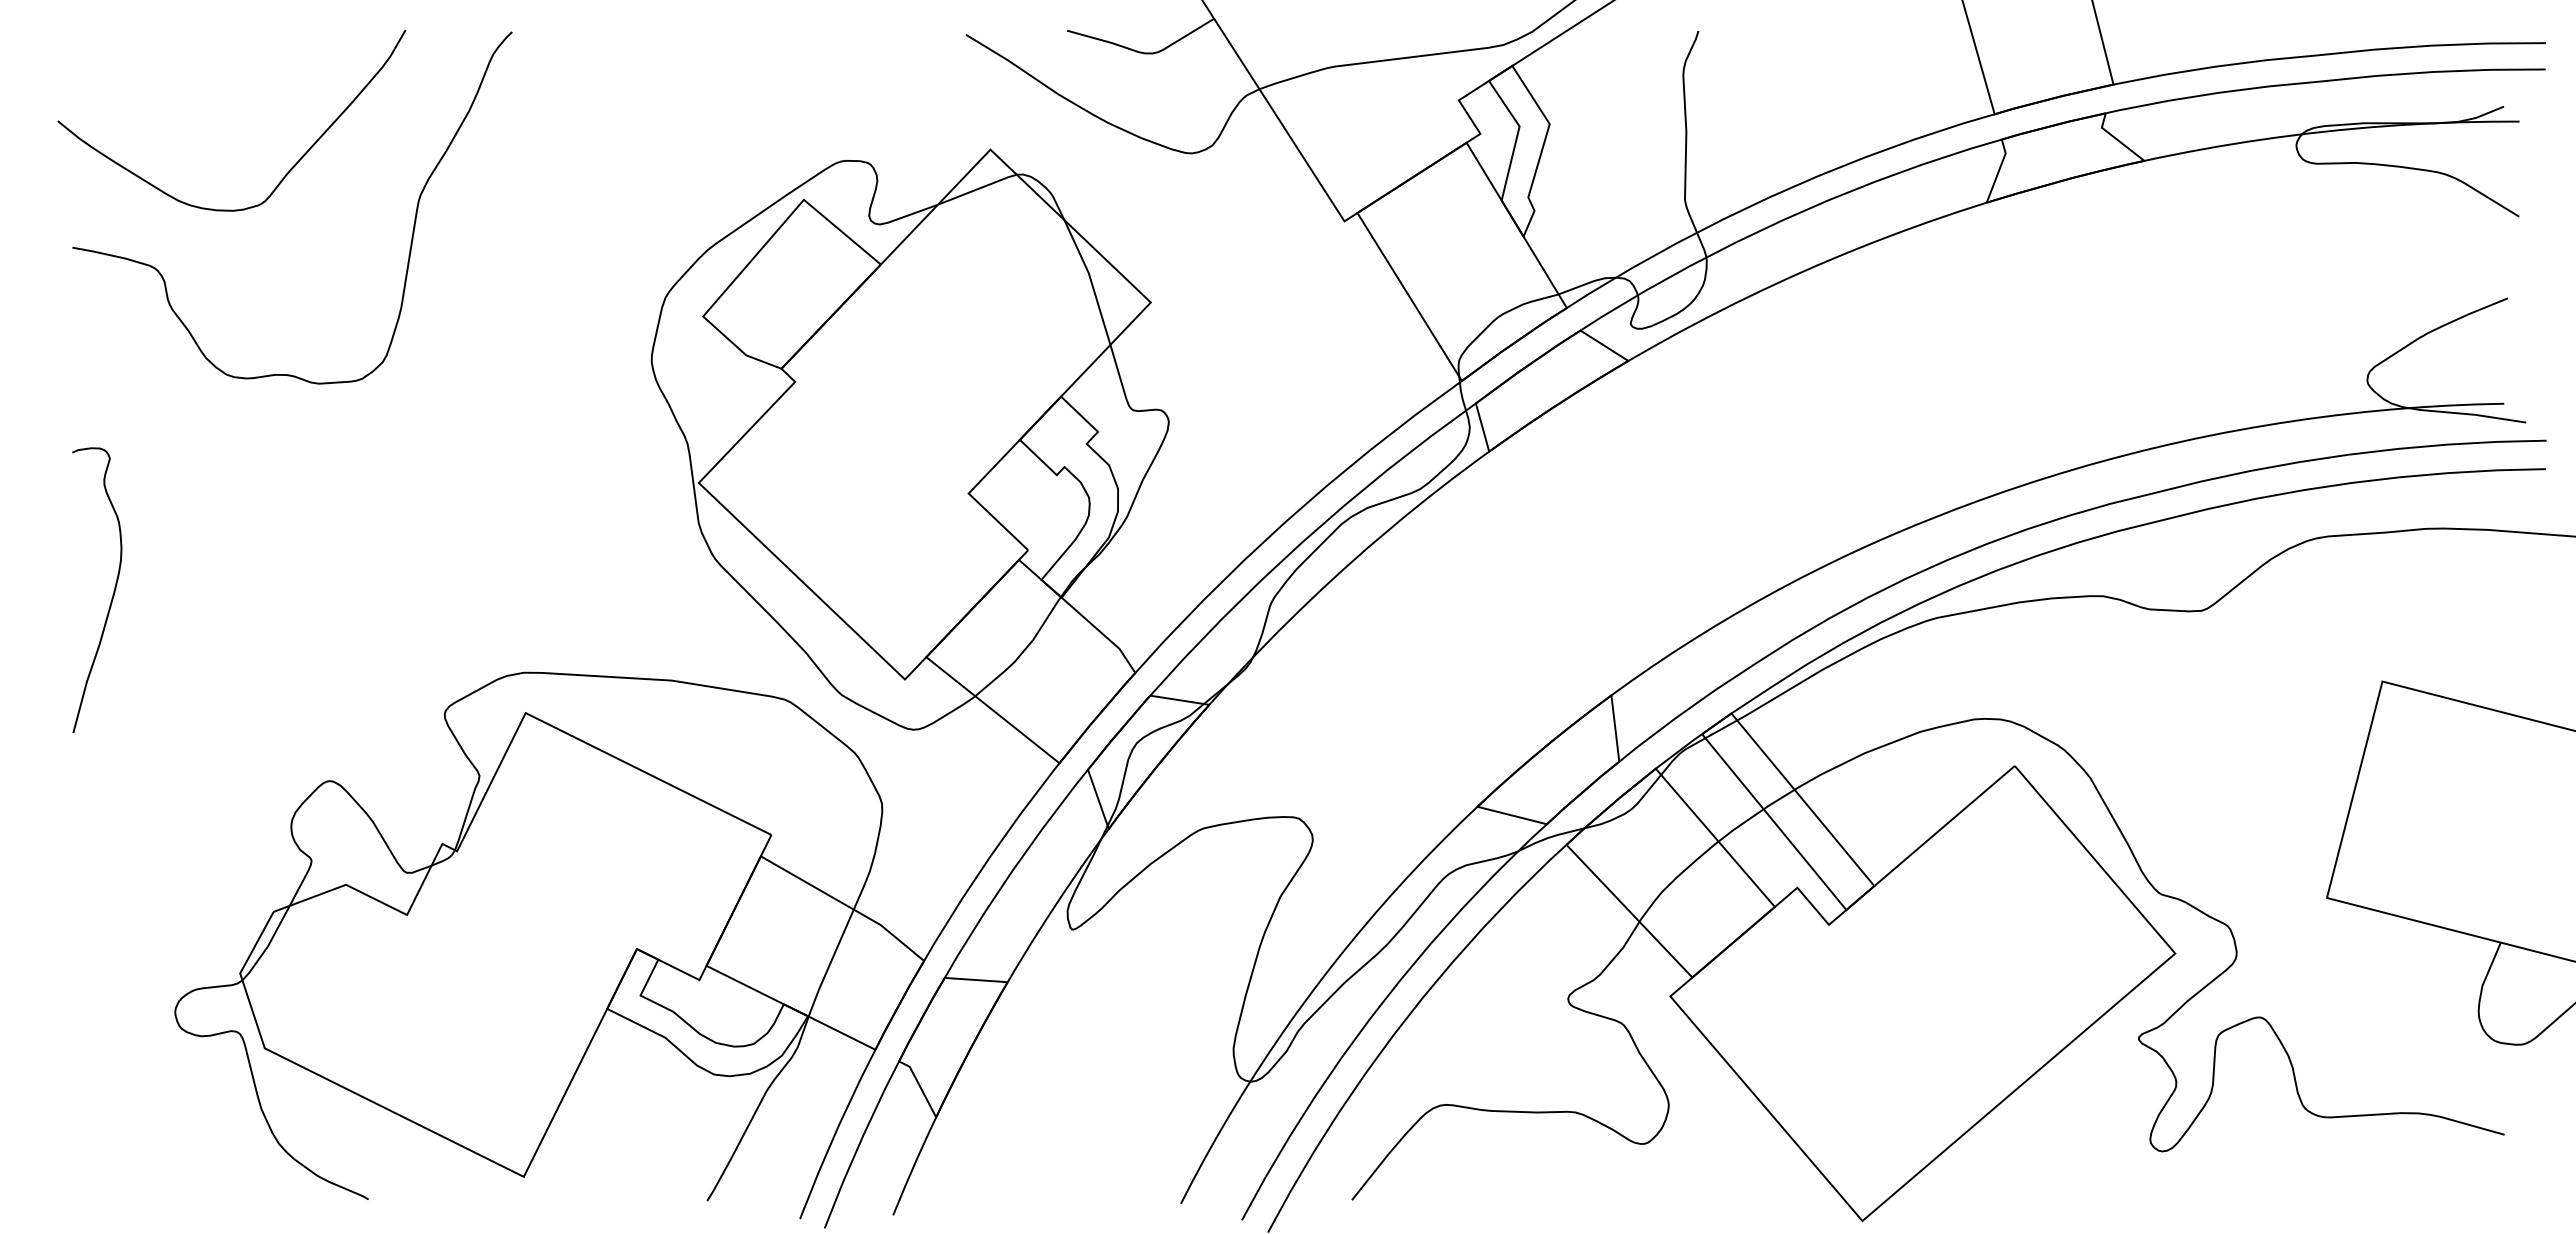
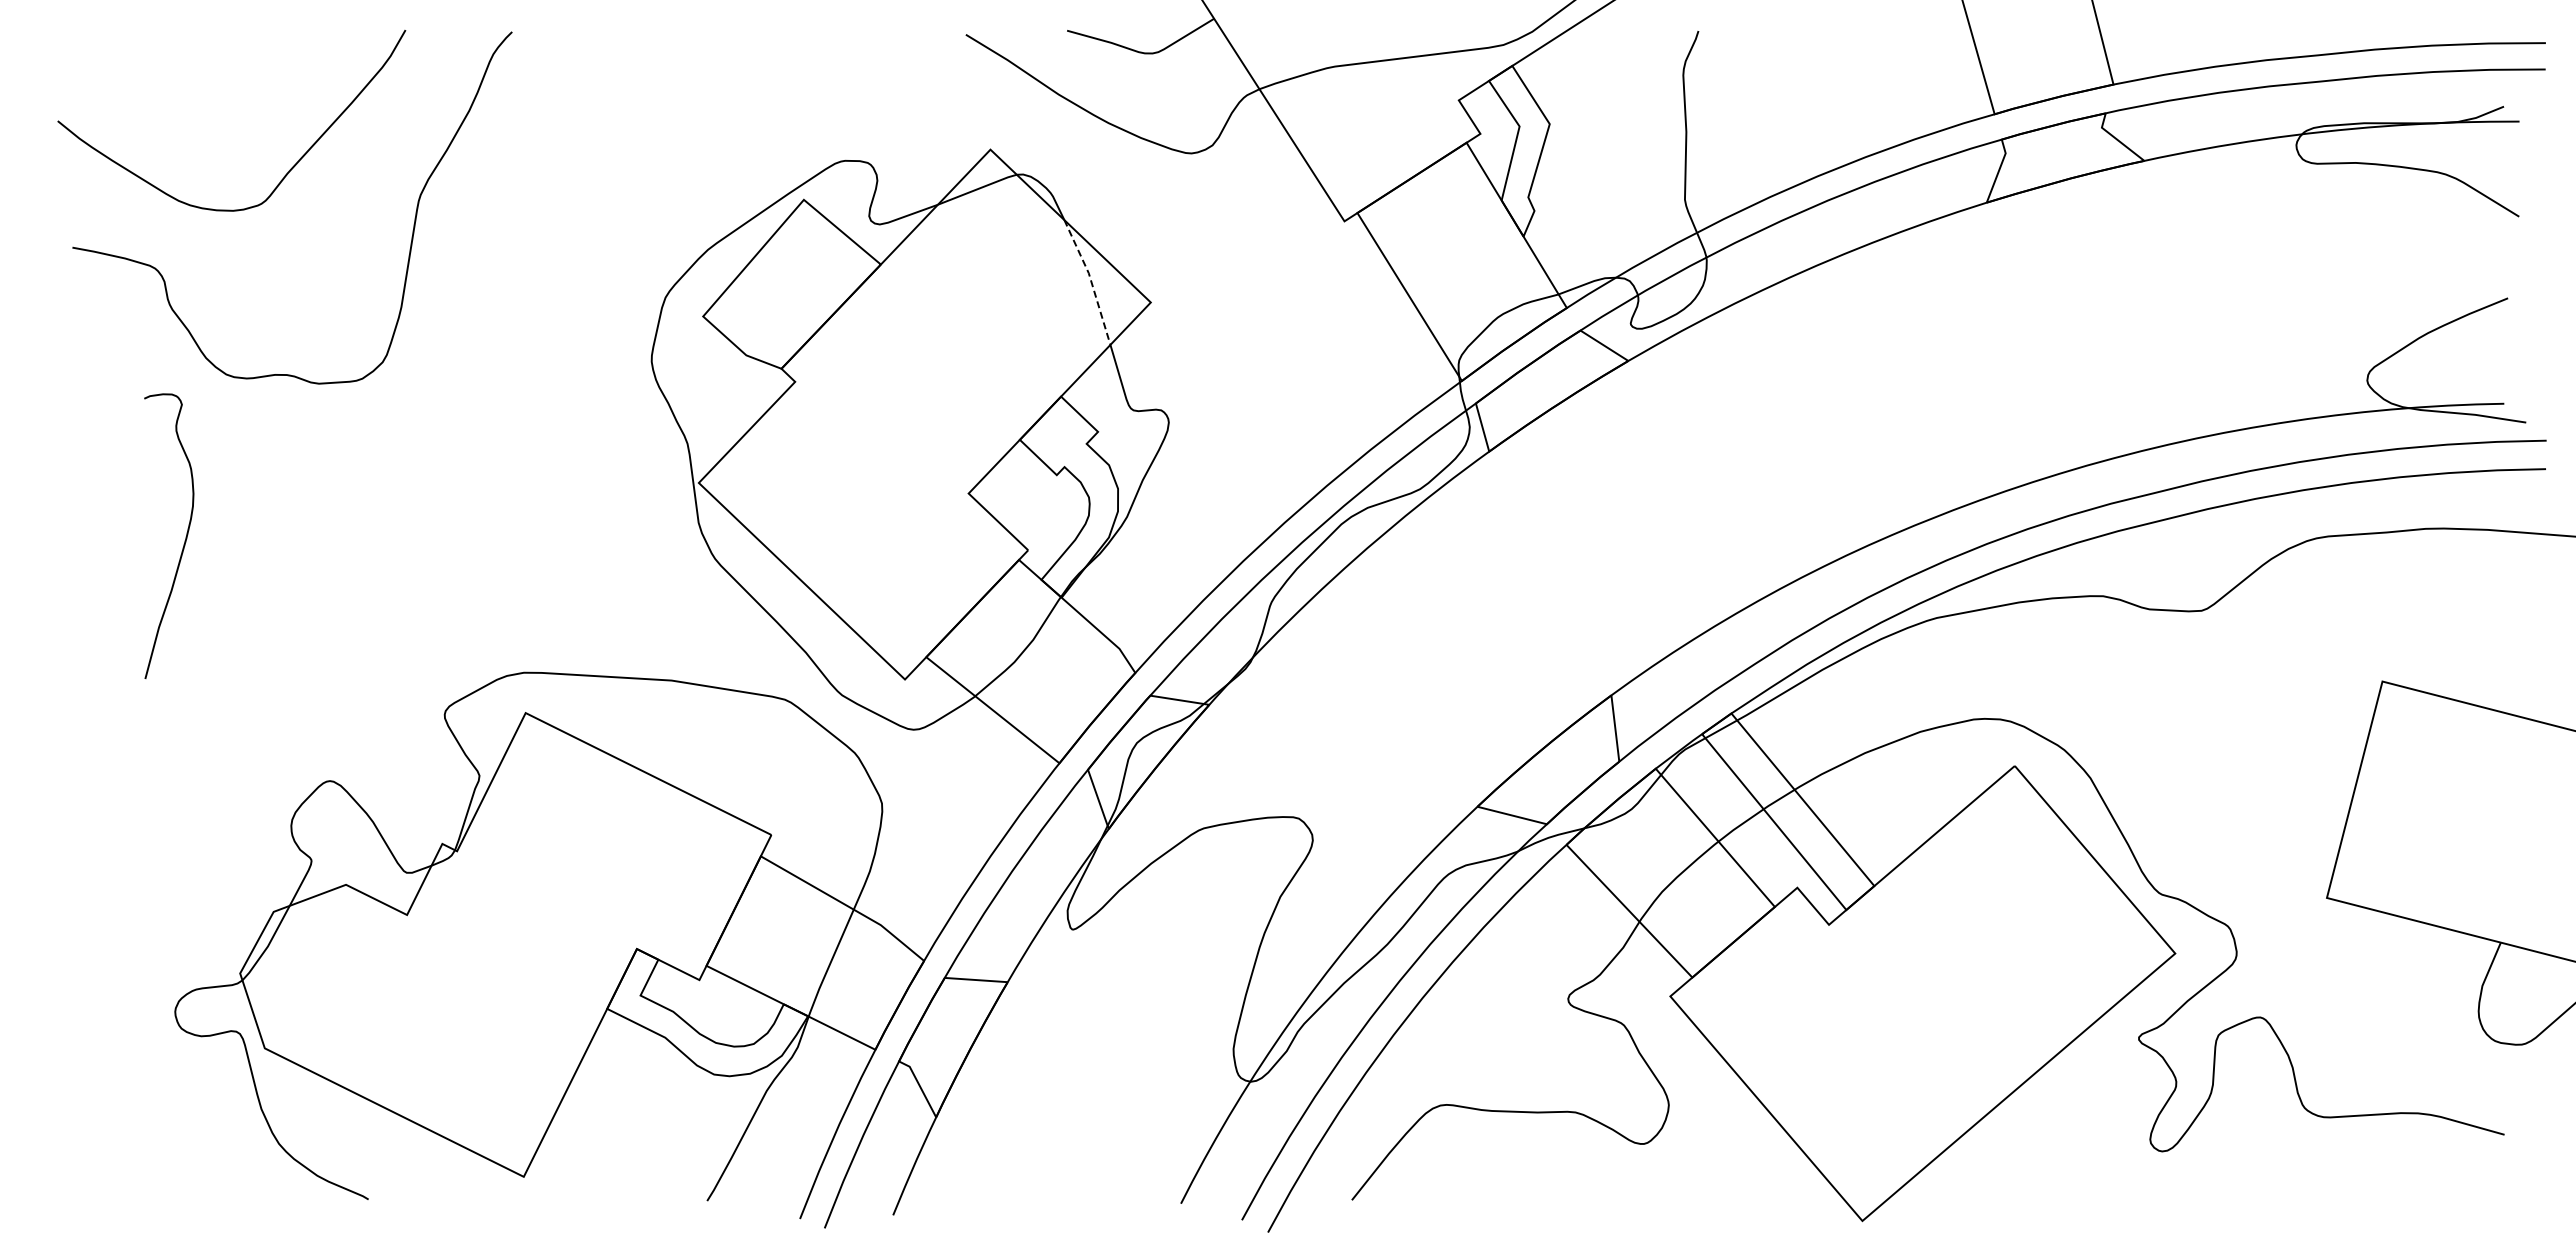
line: solid -> dashed (1091, 280)
curve position: (112, 594) -> (184, 540) (184, 540)
